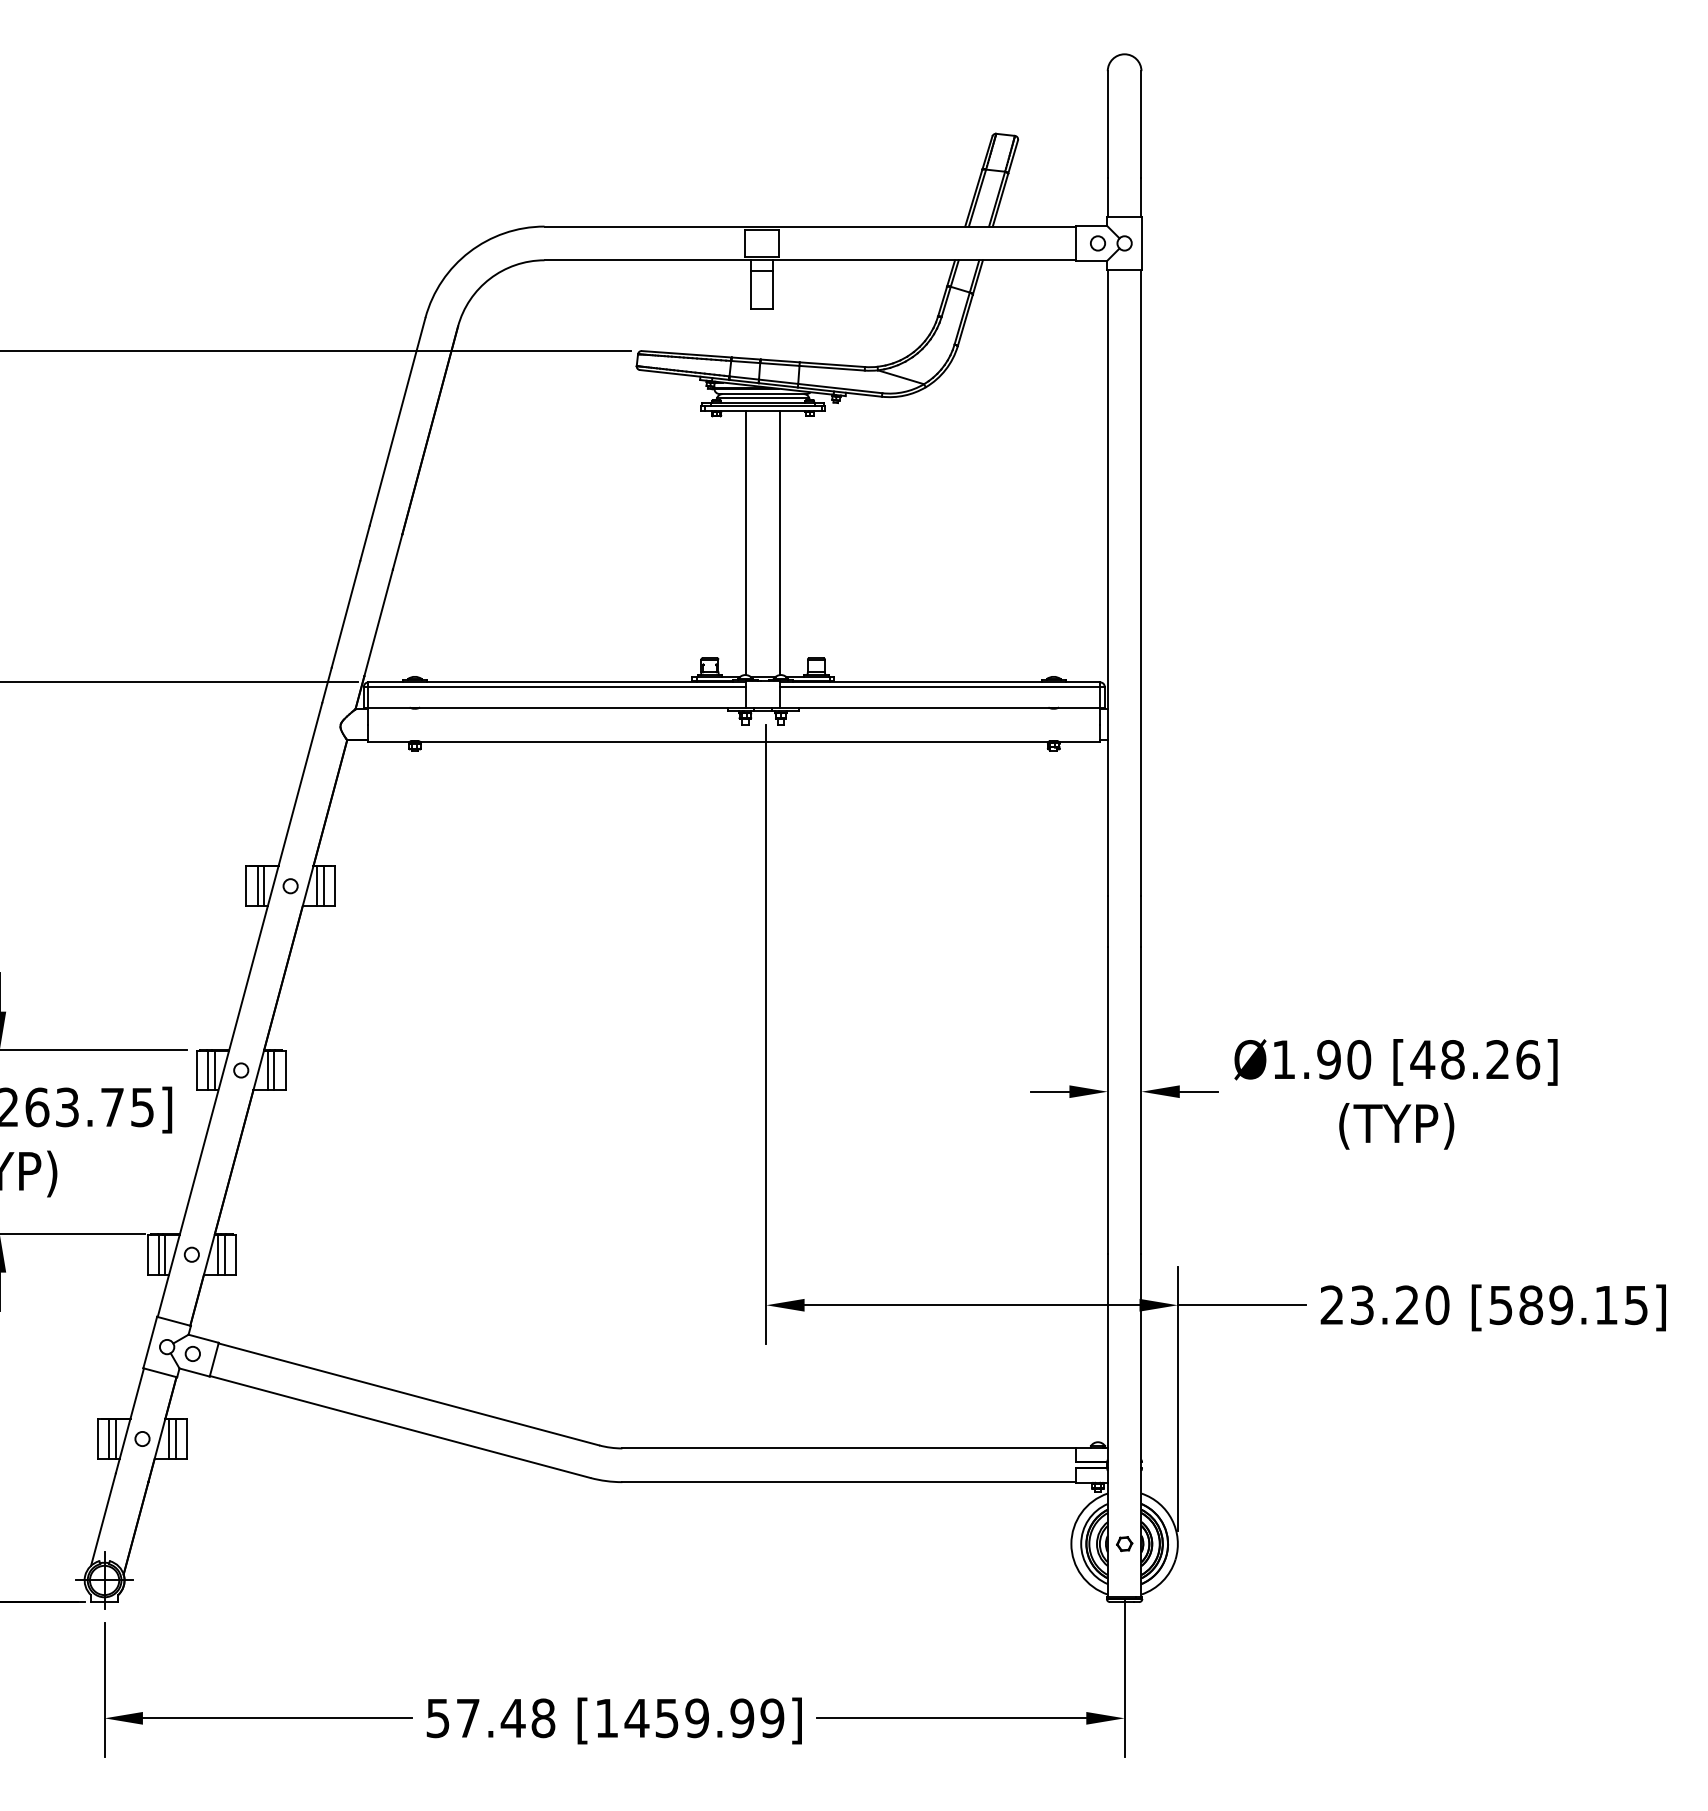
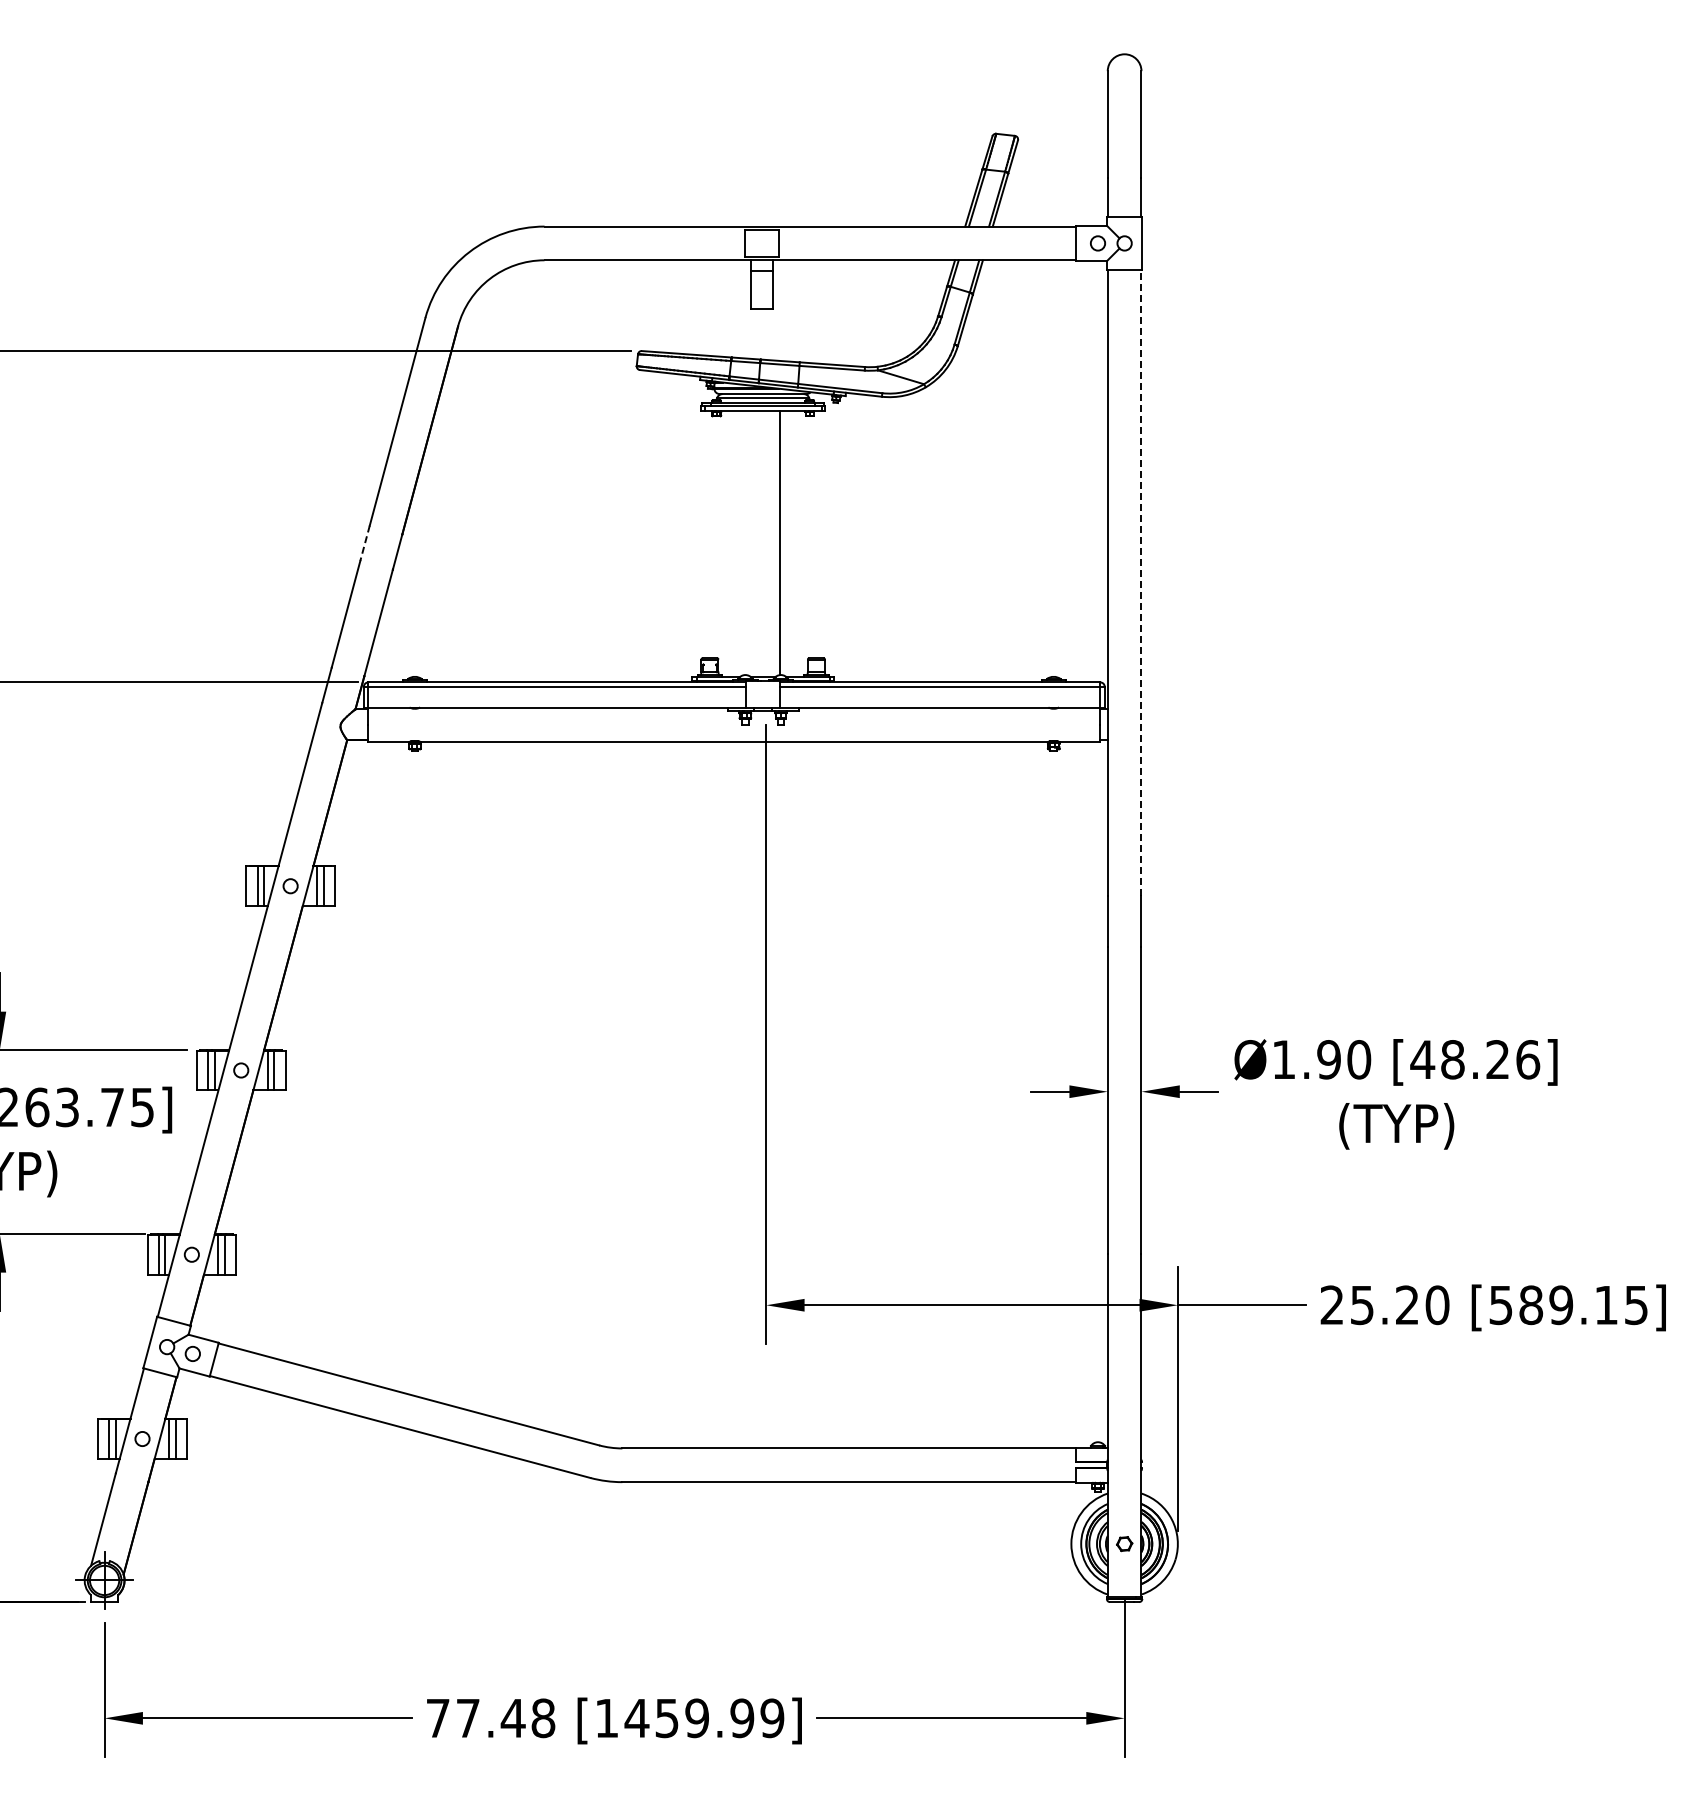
line: present -> none (746, 542)
line: solid -> dashed (364, 543)
line: solid -> dashed (1141, 582)
text: 23.20 -> 25.20 (1362, 1304)
text: 57.48 -> 77.48 (437, 1718)
